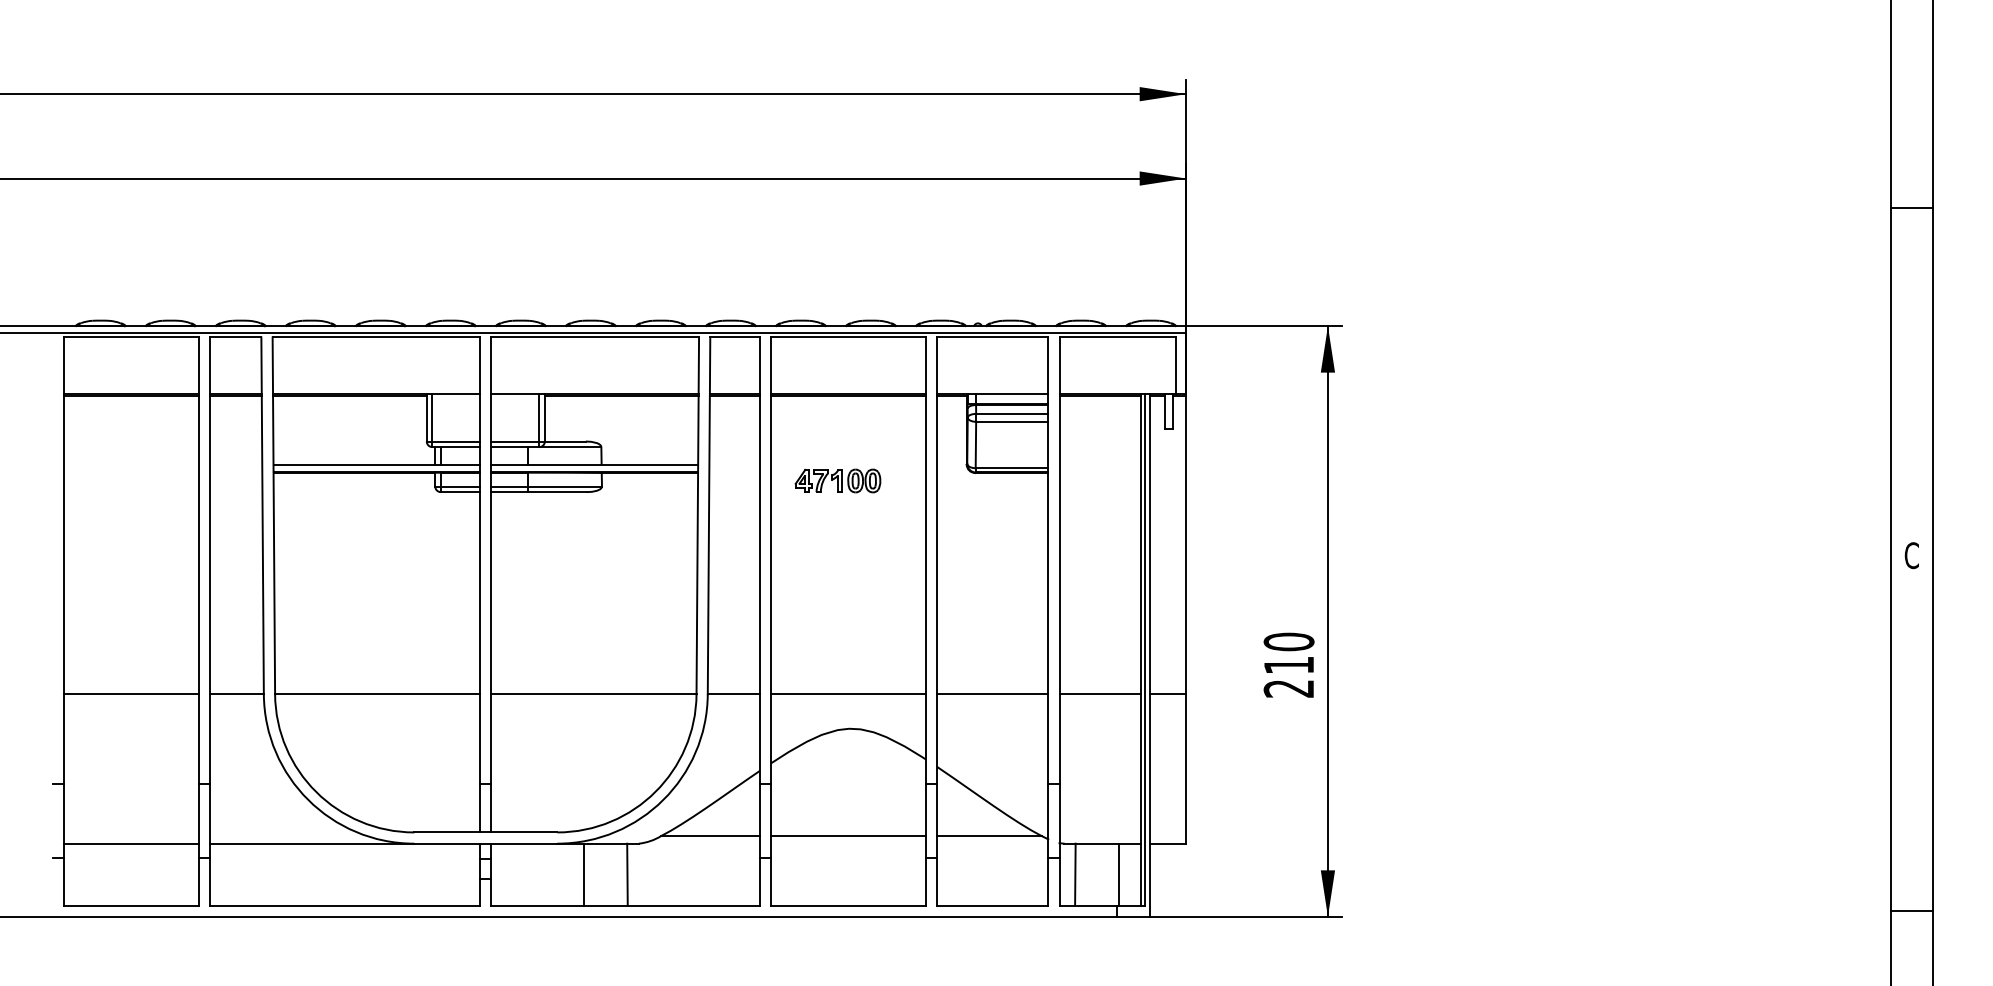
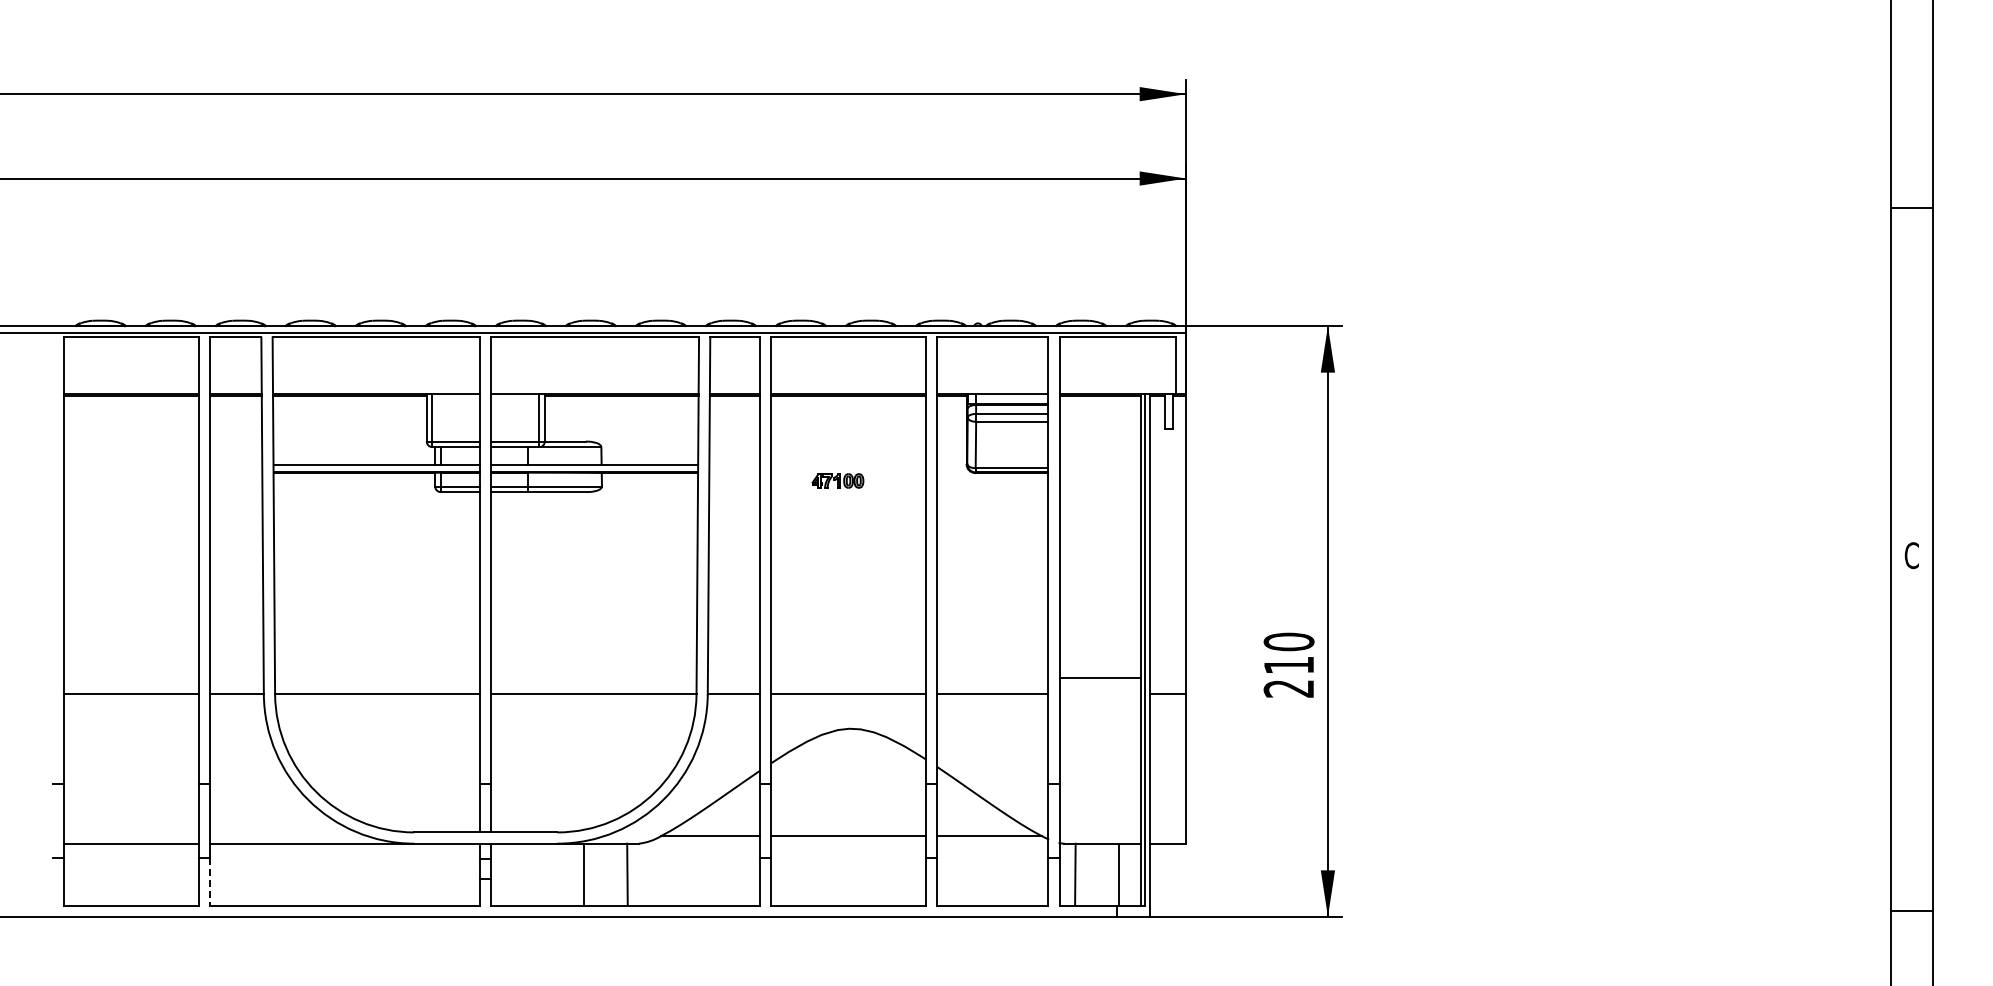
part size: 88x26 px -> 54x16 px (837, 480)
line position: (1100, 694) -> (1100, 678) (1100, 678)
line: solid -> dashed (210, 881)
